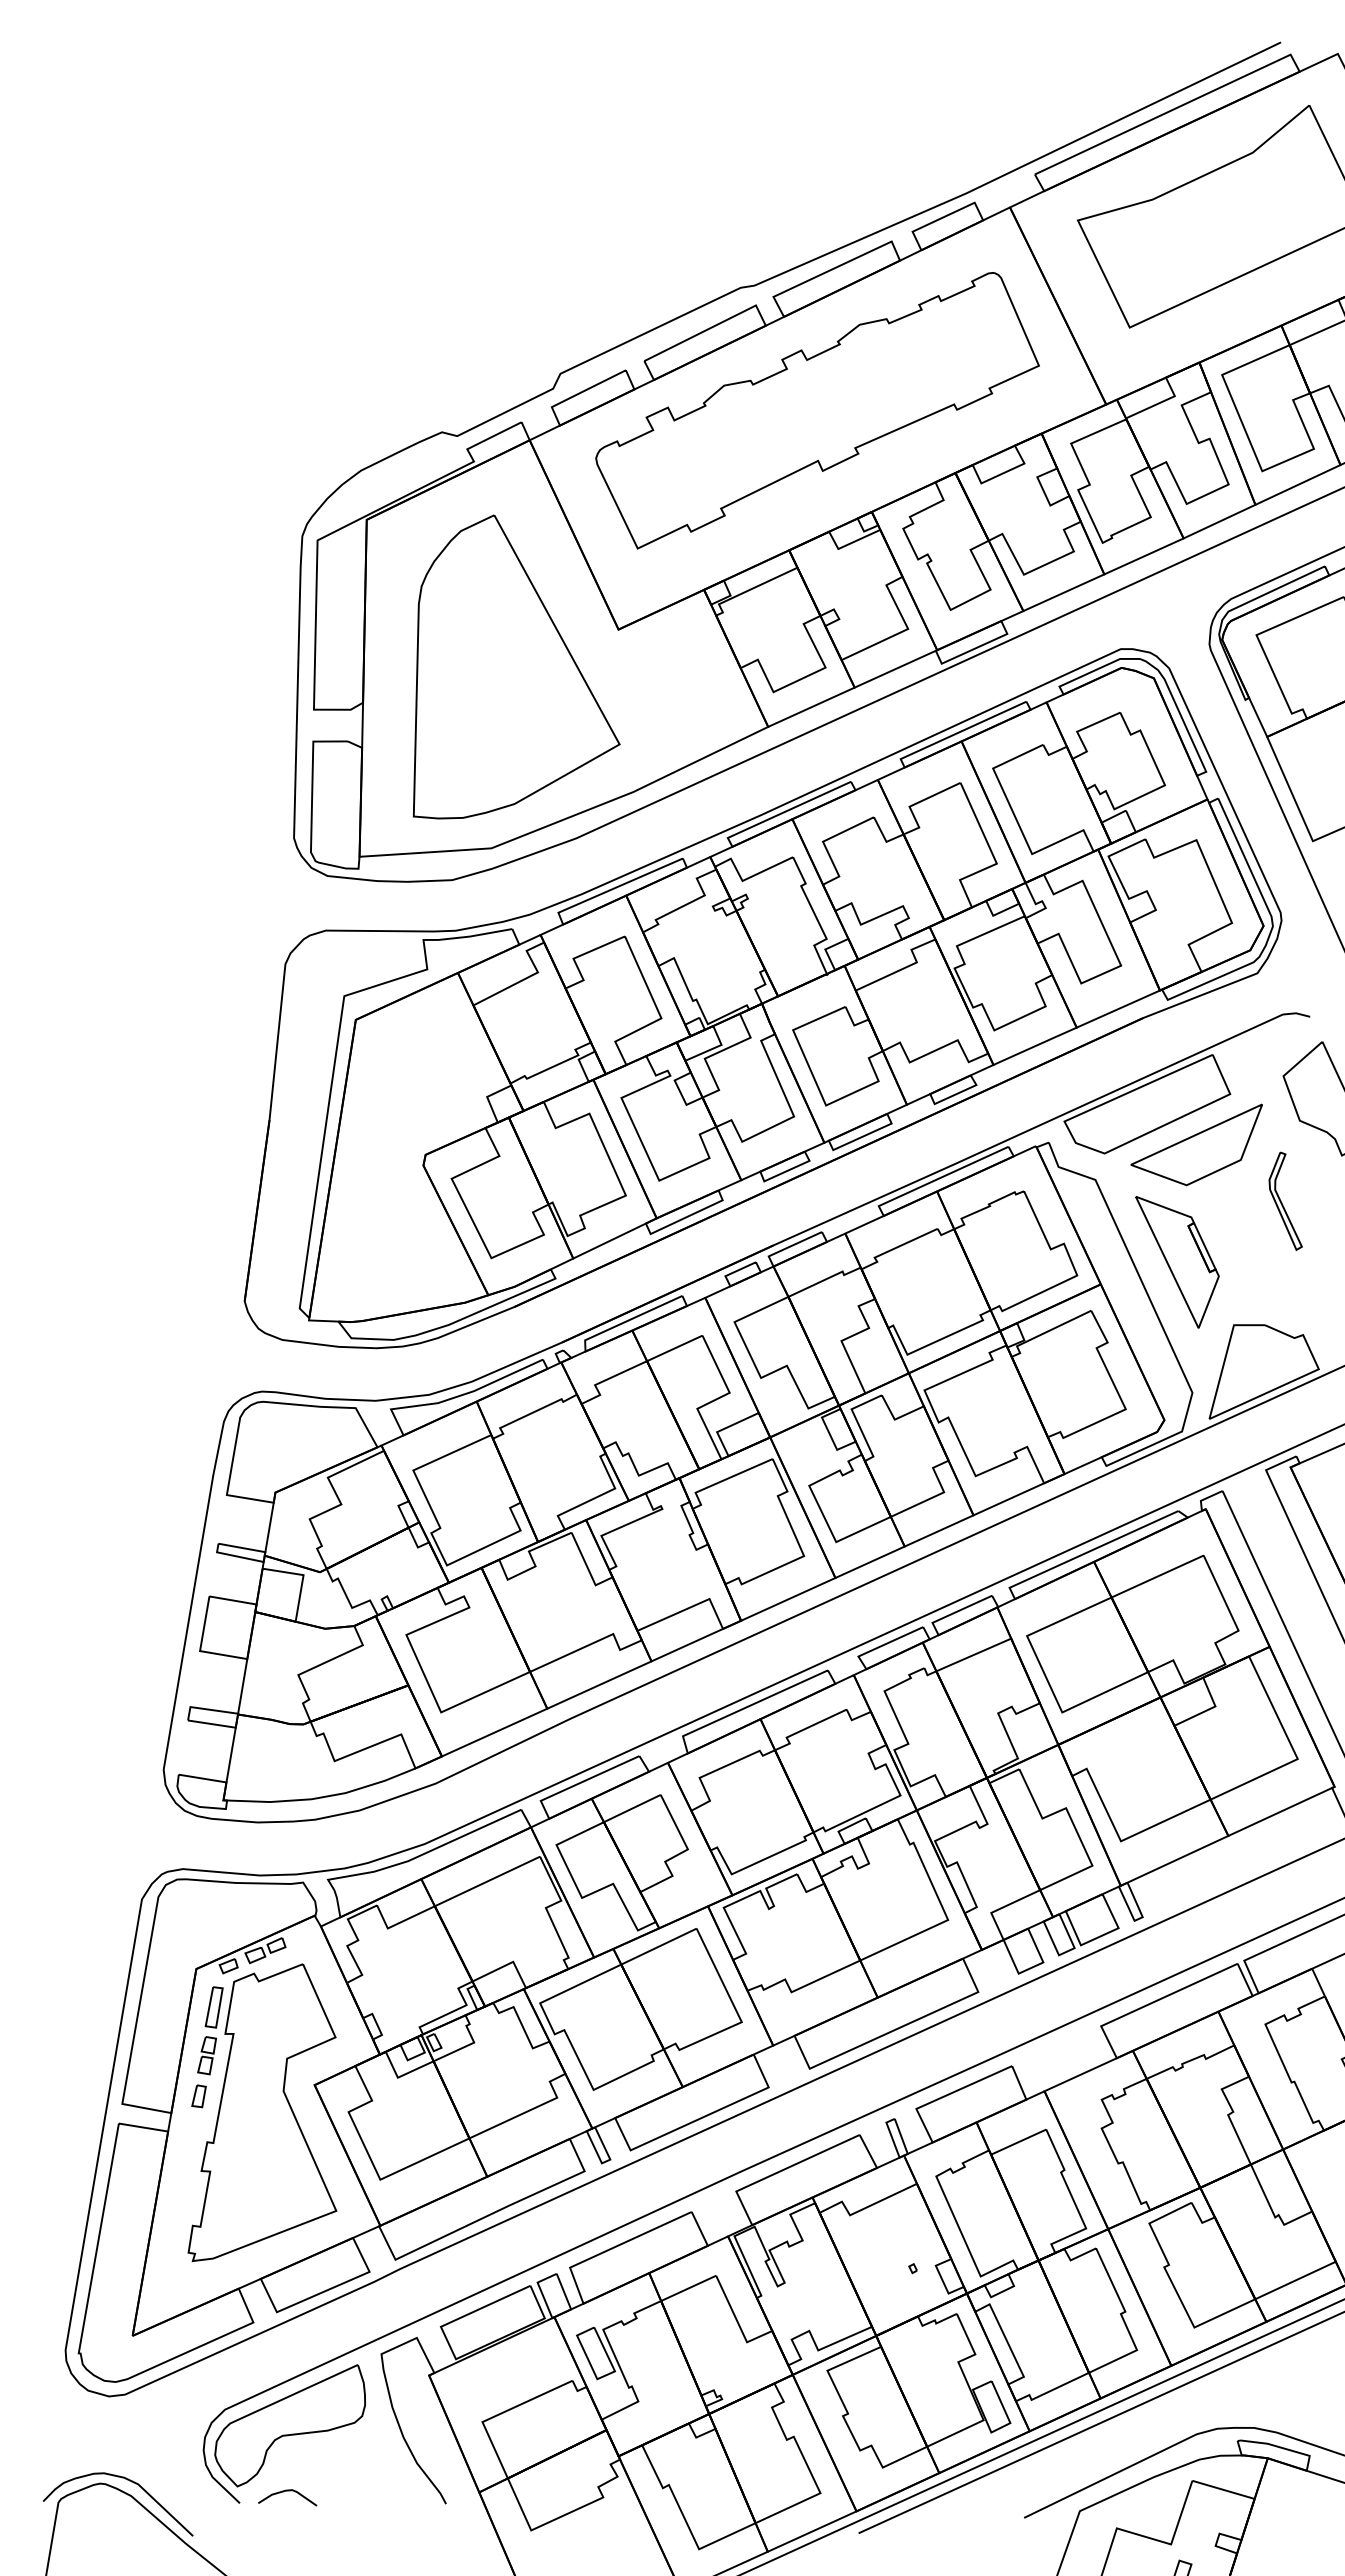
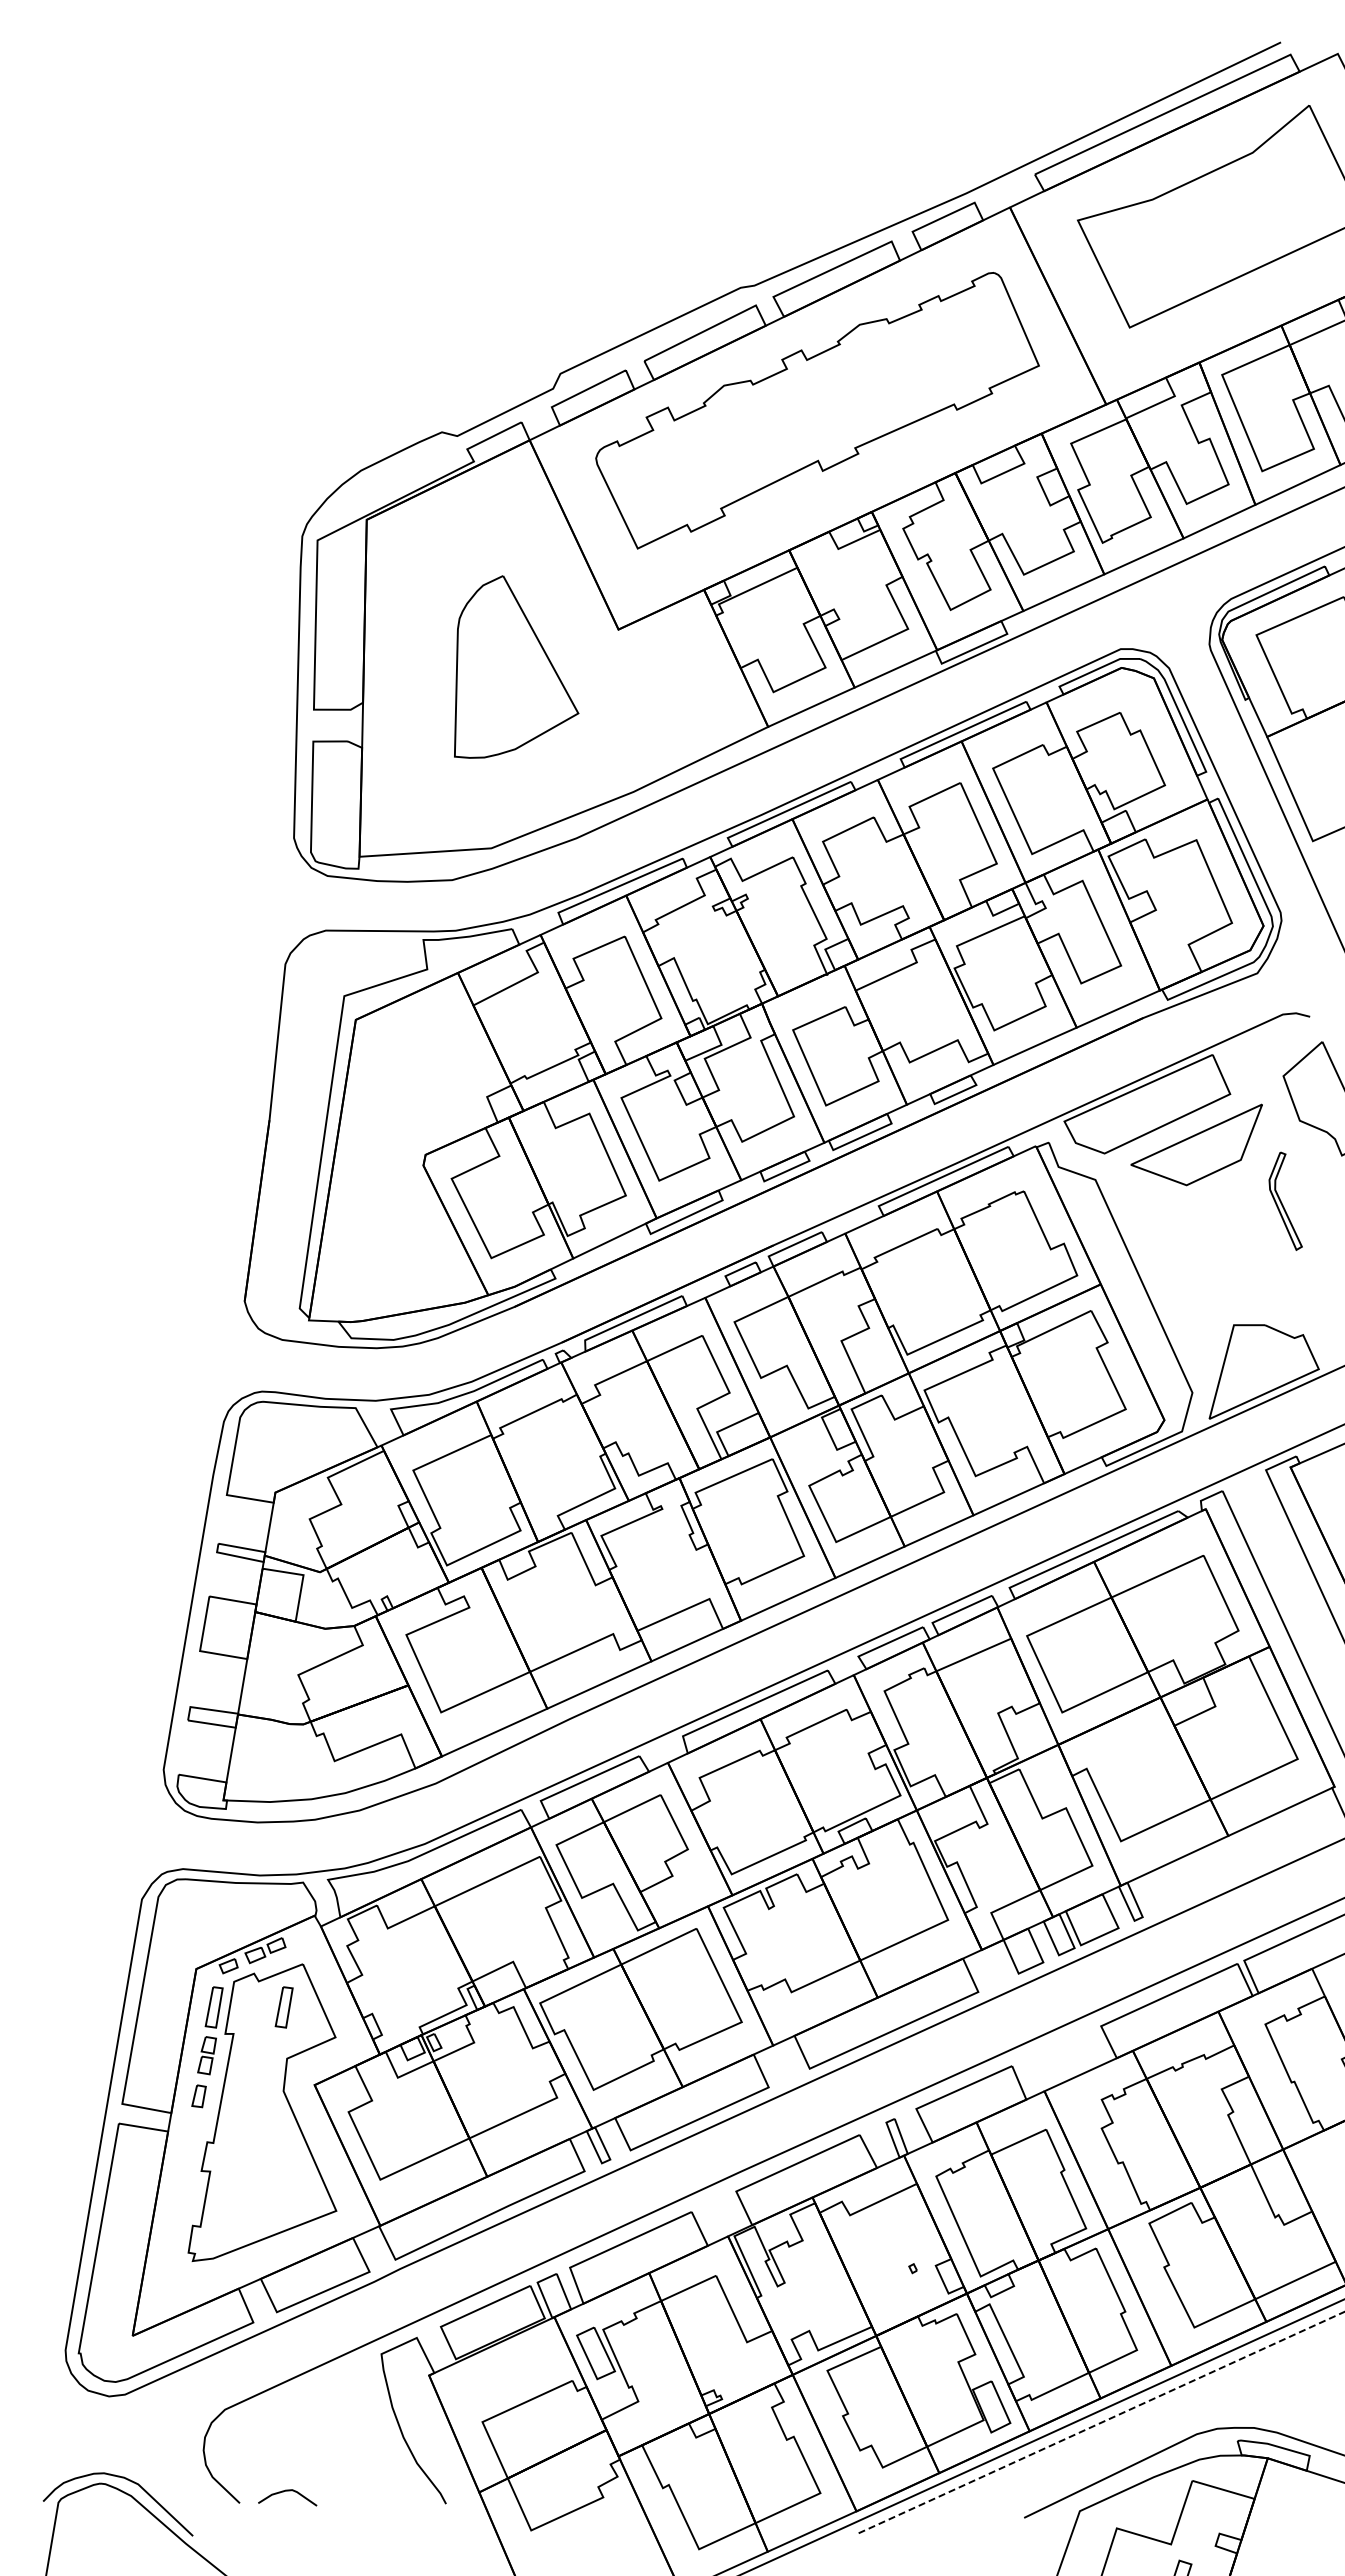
part size: 209x306 px -> 126x184 px (516, 666)
part: present -> none (1177, 1262)
part: none -> present (283, 2007)
line: solid -> dashed (1101, 2422)
part: present -> none (289, 2425)
